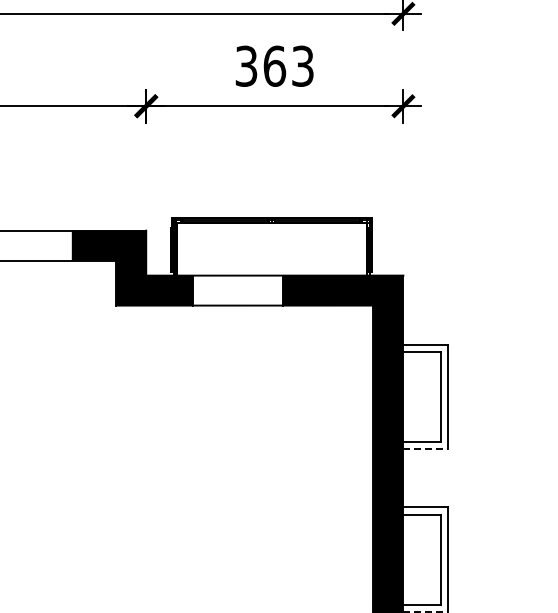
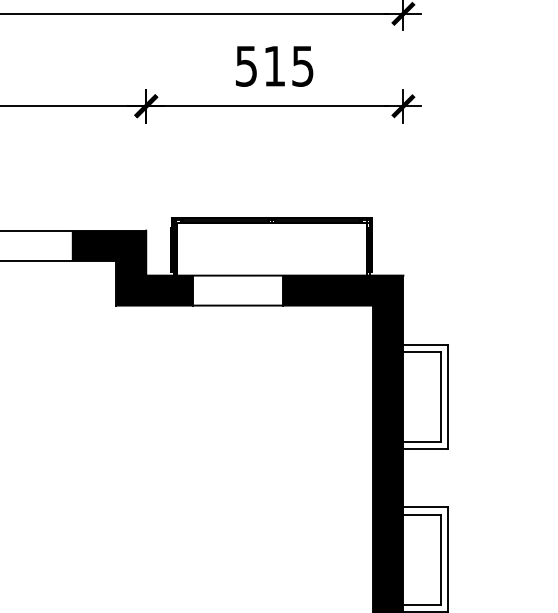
text: 363 -> 515 (274, 65)
line: dashed -> solid (426, 449)
line: dashed -> solid (426, 612)
